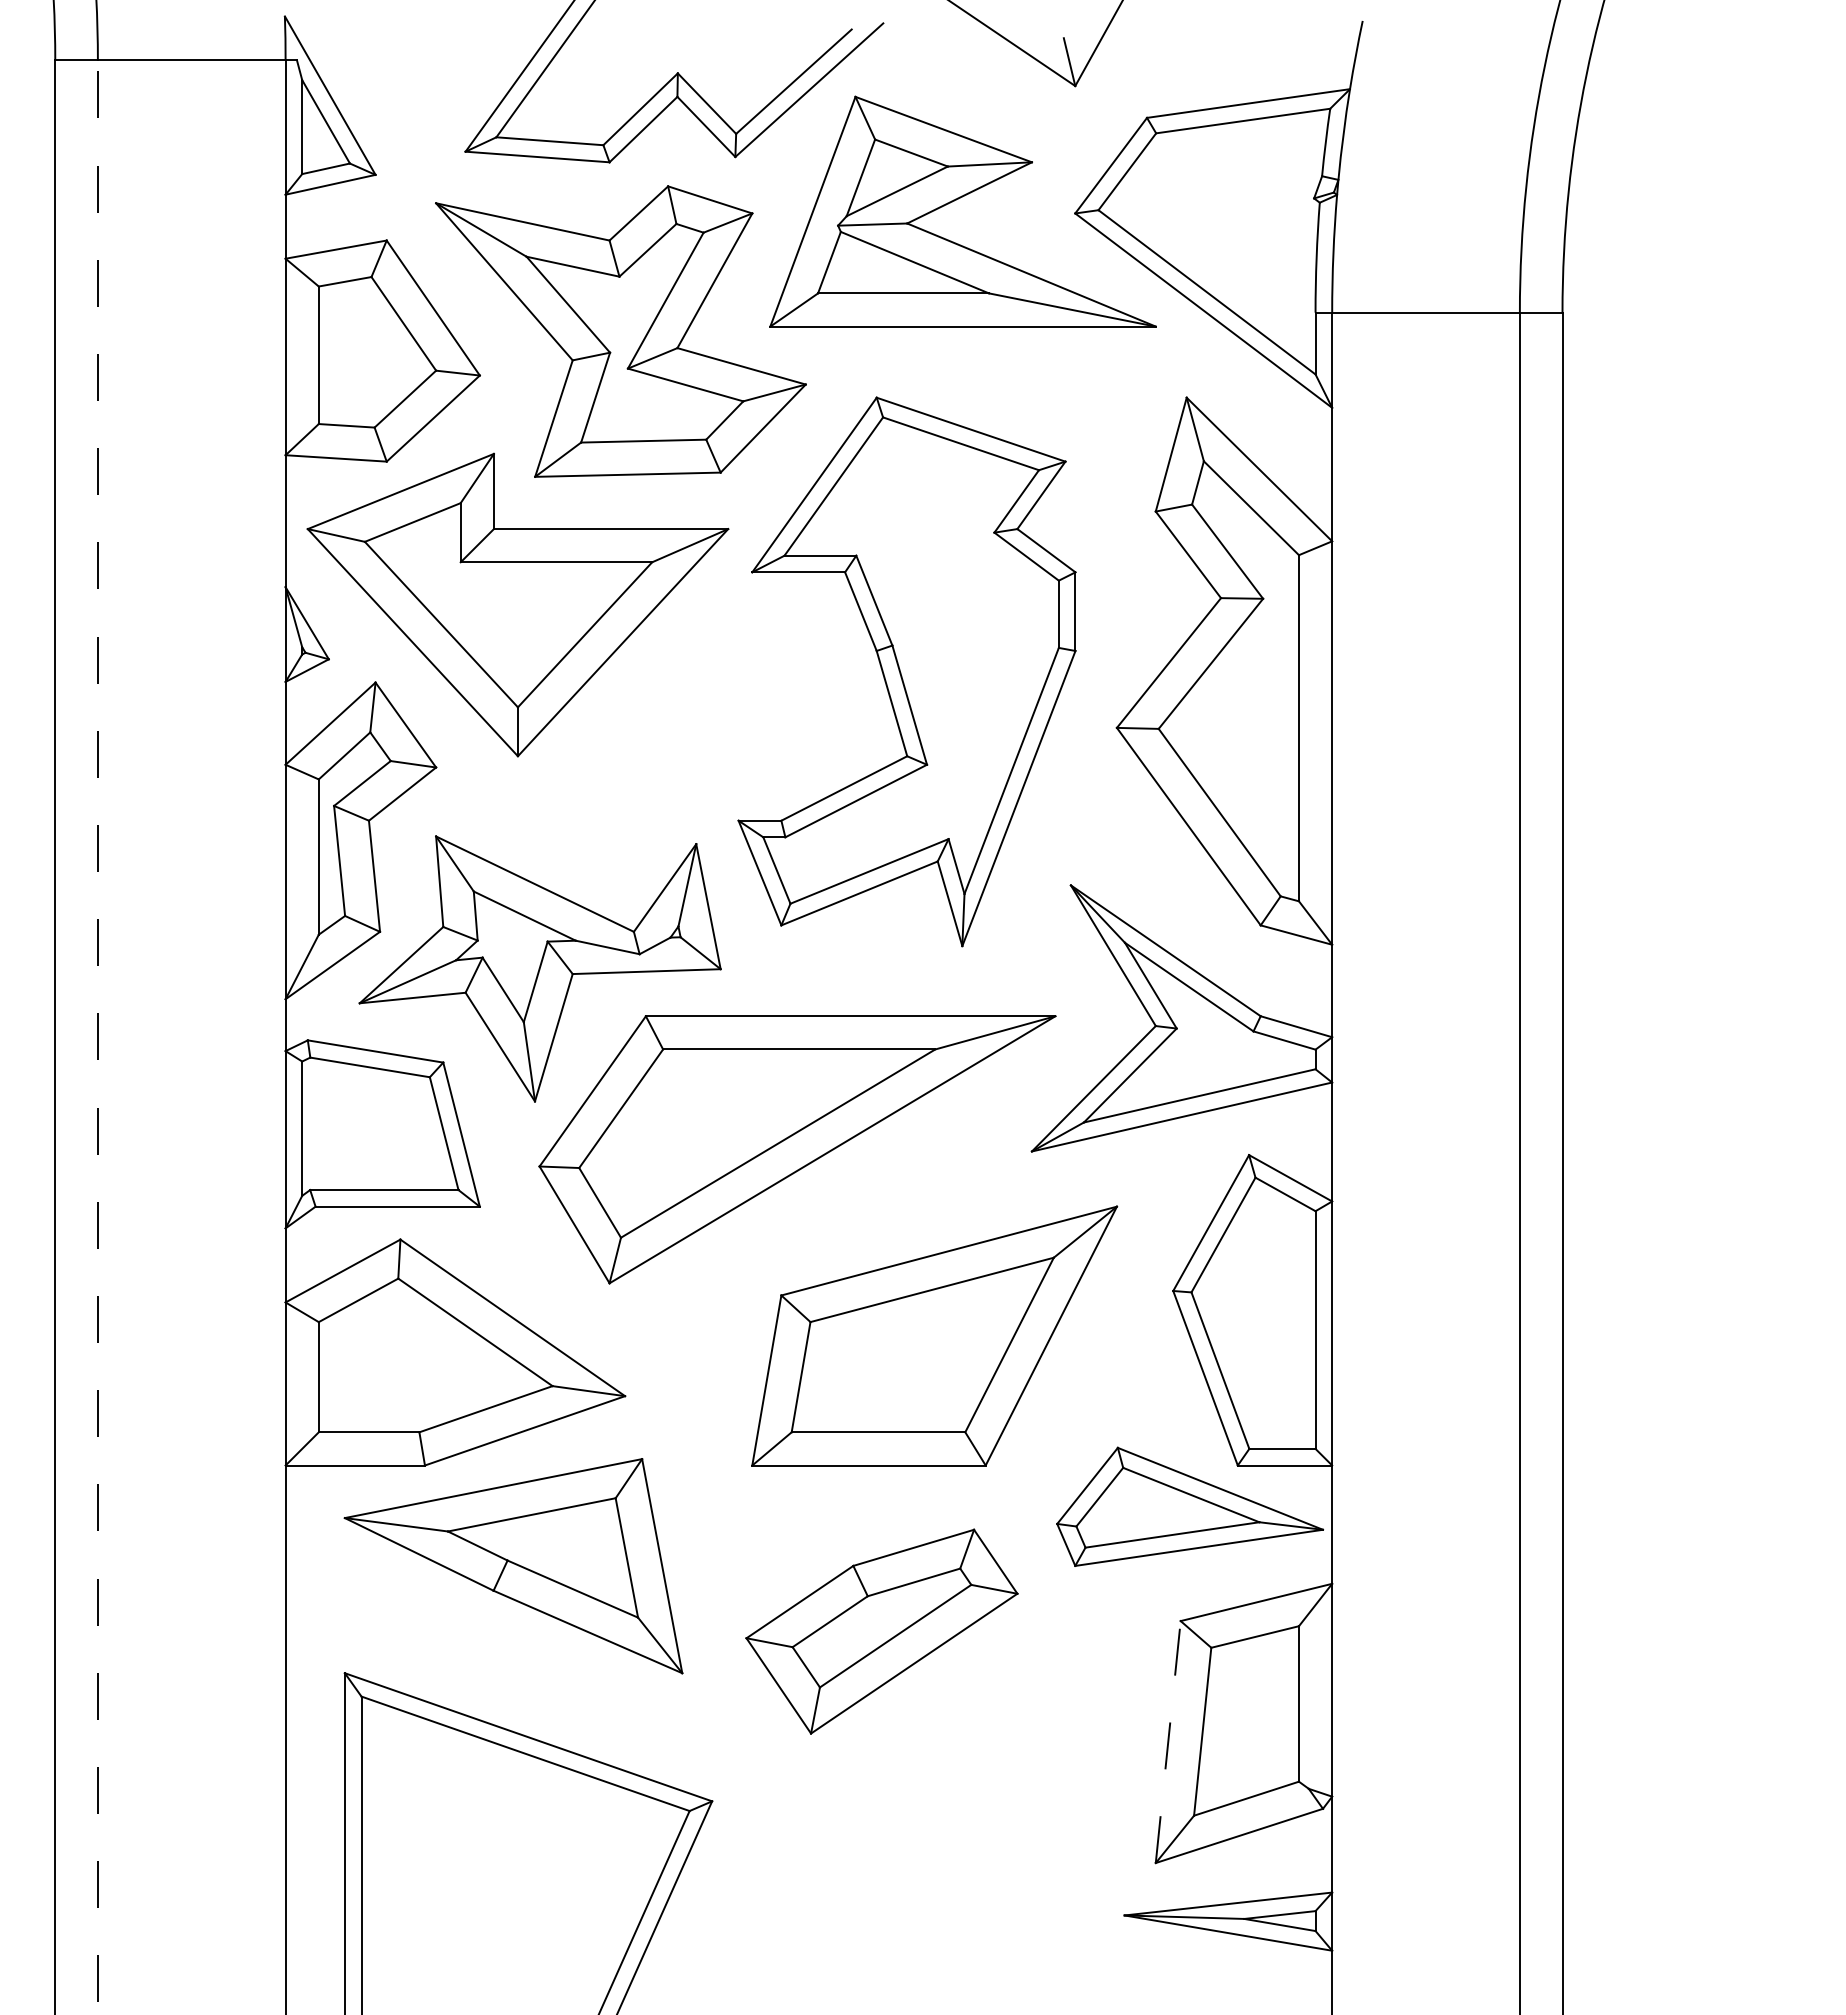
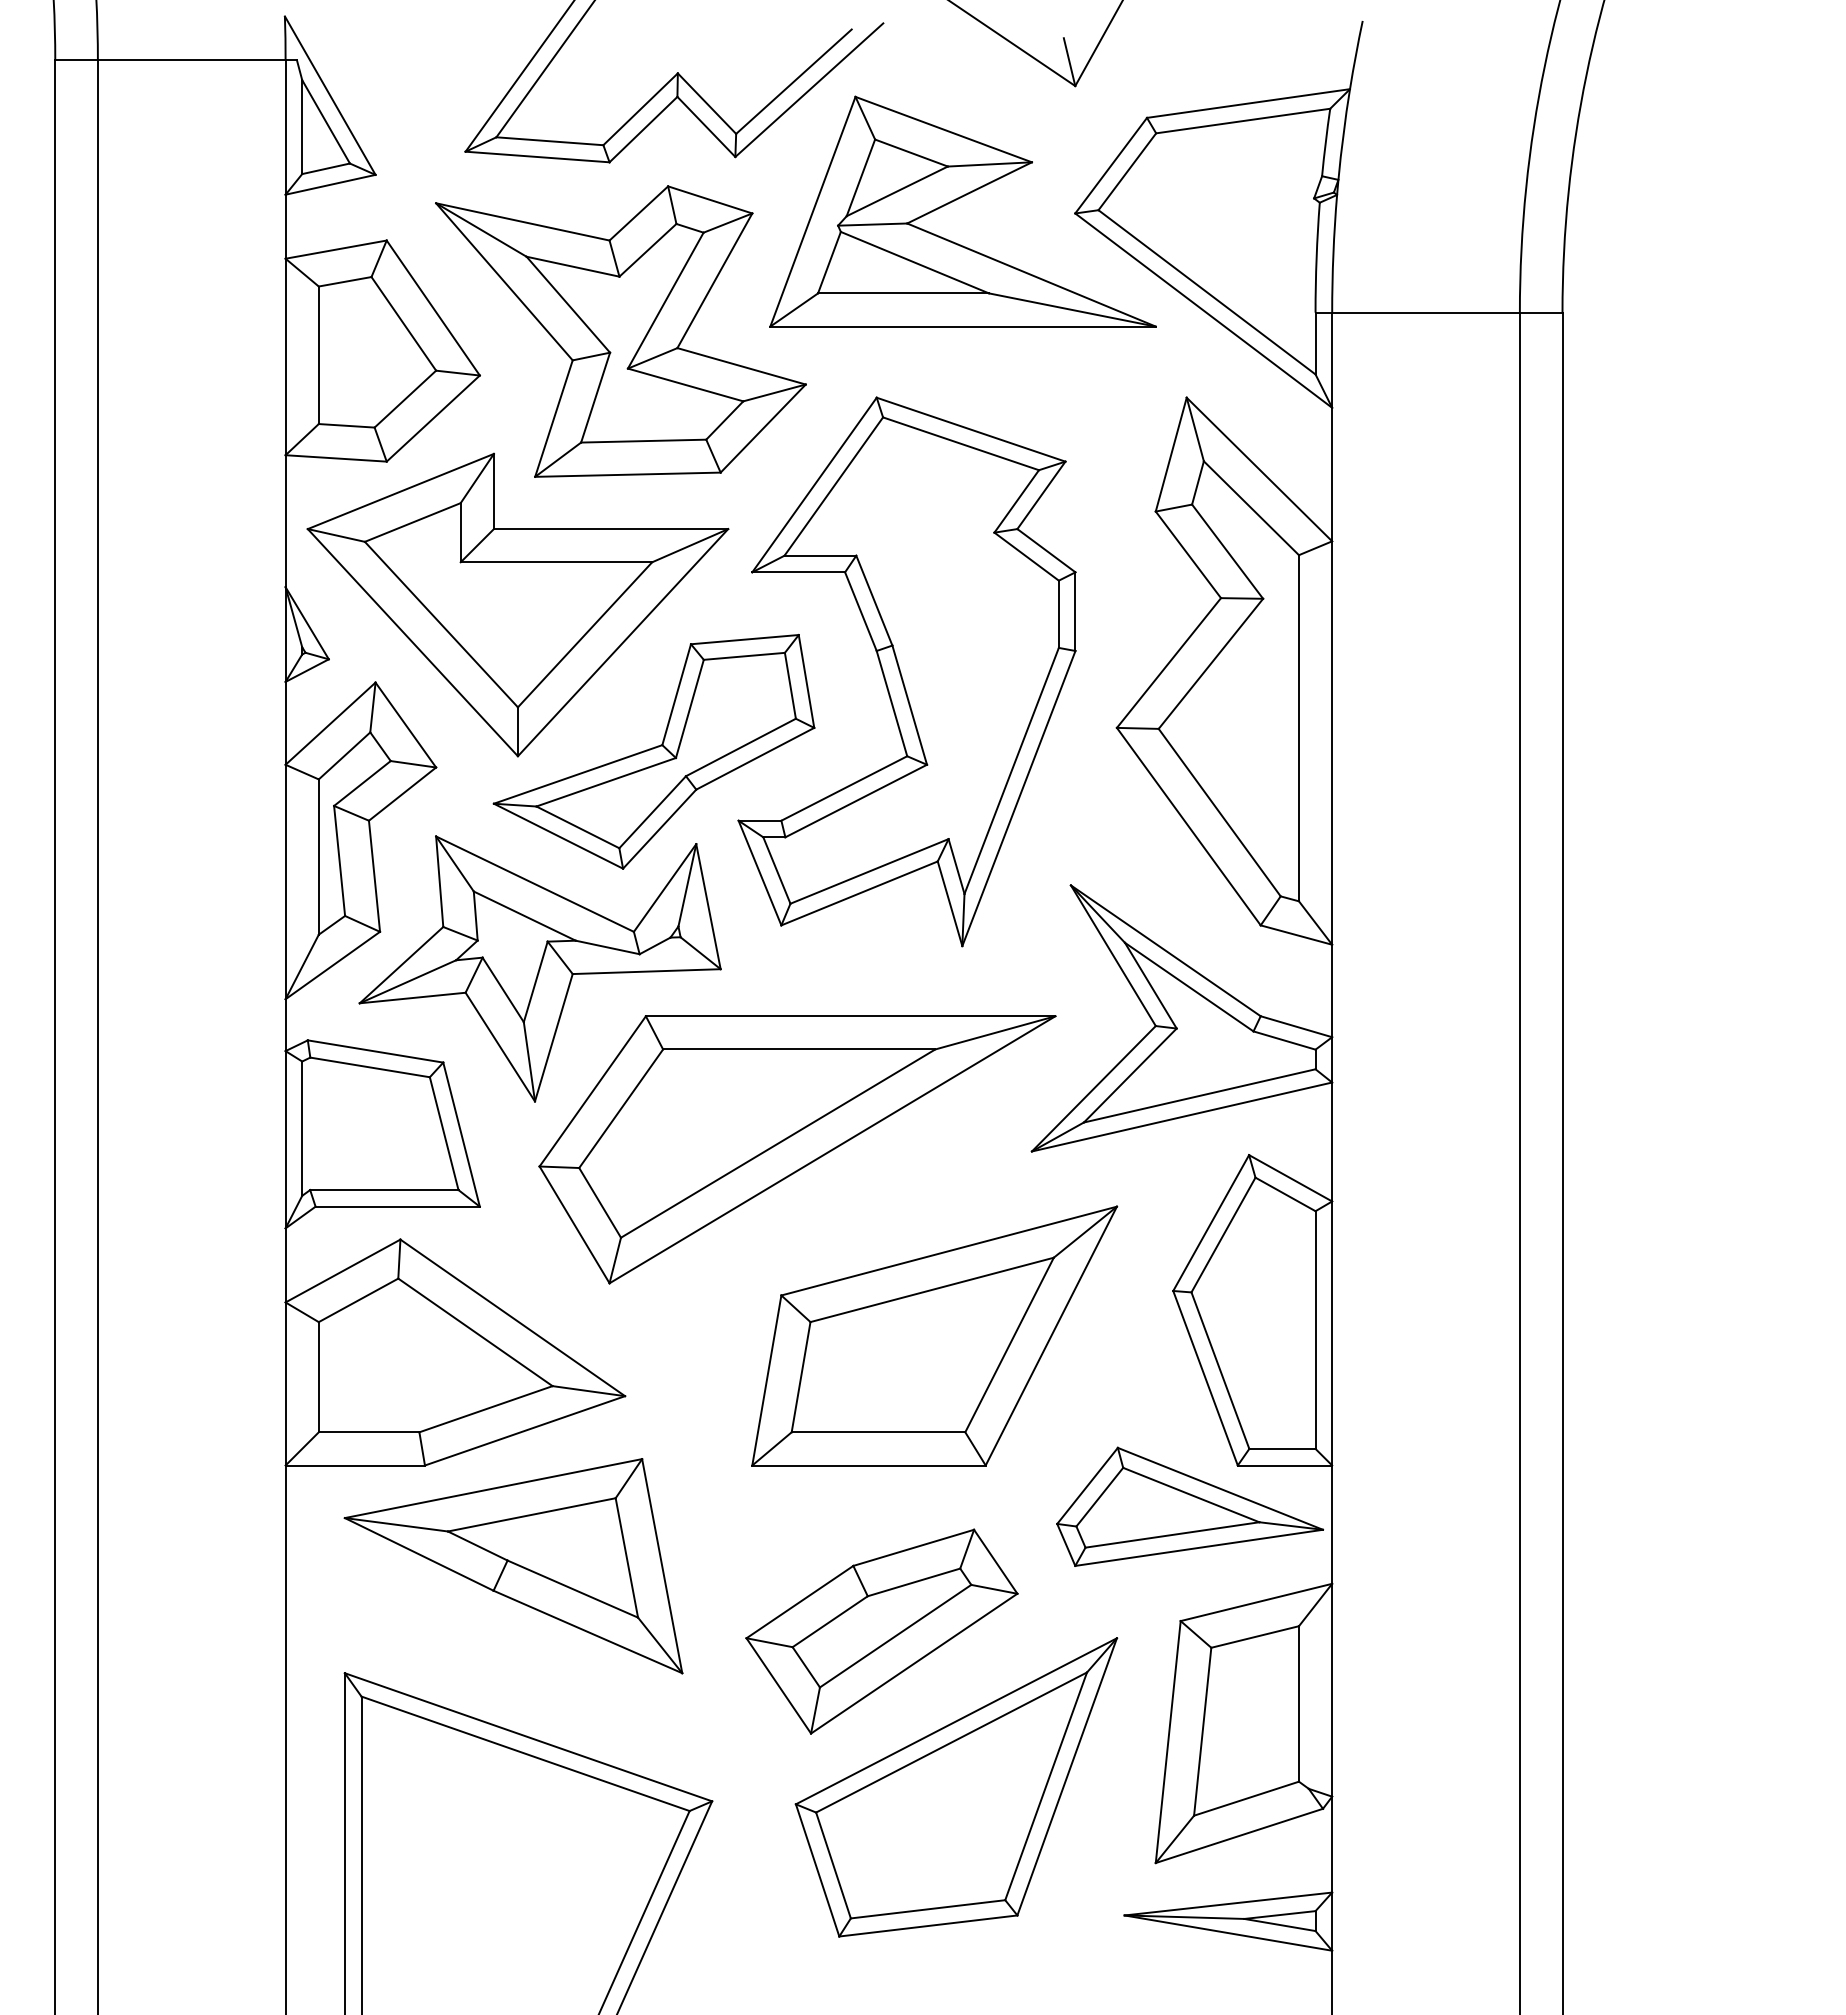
part: none -> present (653, 751)
line: dashed -> solid (97, 1037)
line: dashed -> solid (1168, 1742)
part: none -> present (956, 1787)
